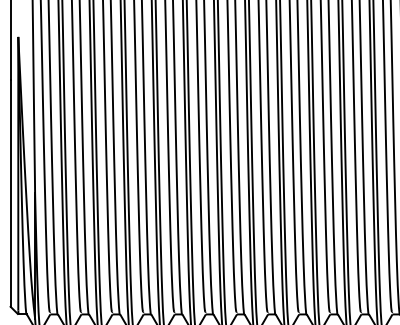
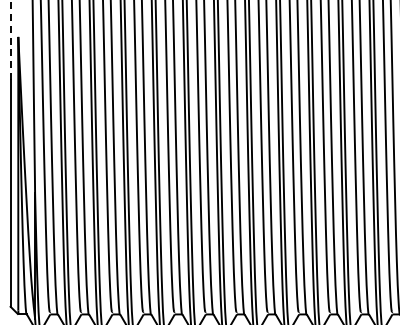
line: solid -> dashed (10, 40)
